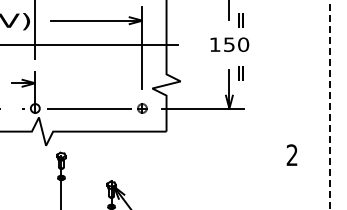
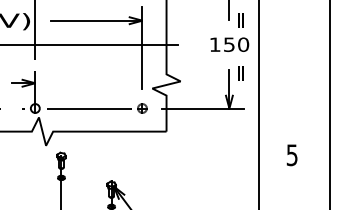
line: none -> present (258, 104)
line: dashed -> solid (329, 104)
text: 2 -> 5 (291, 155)
